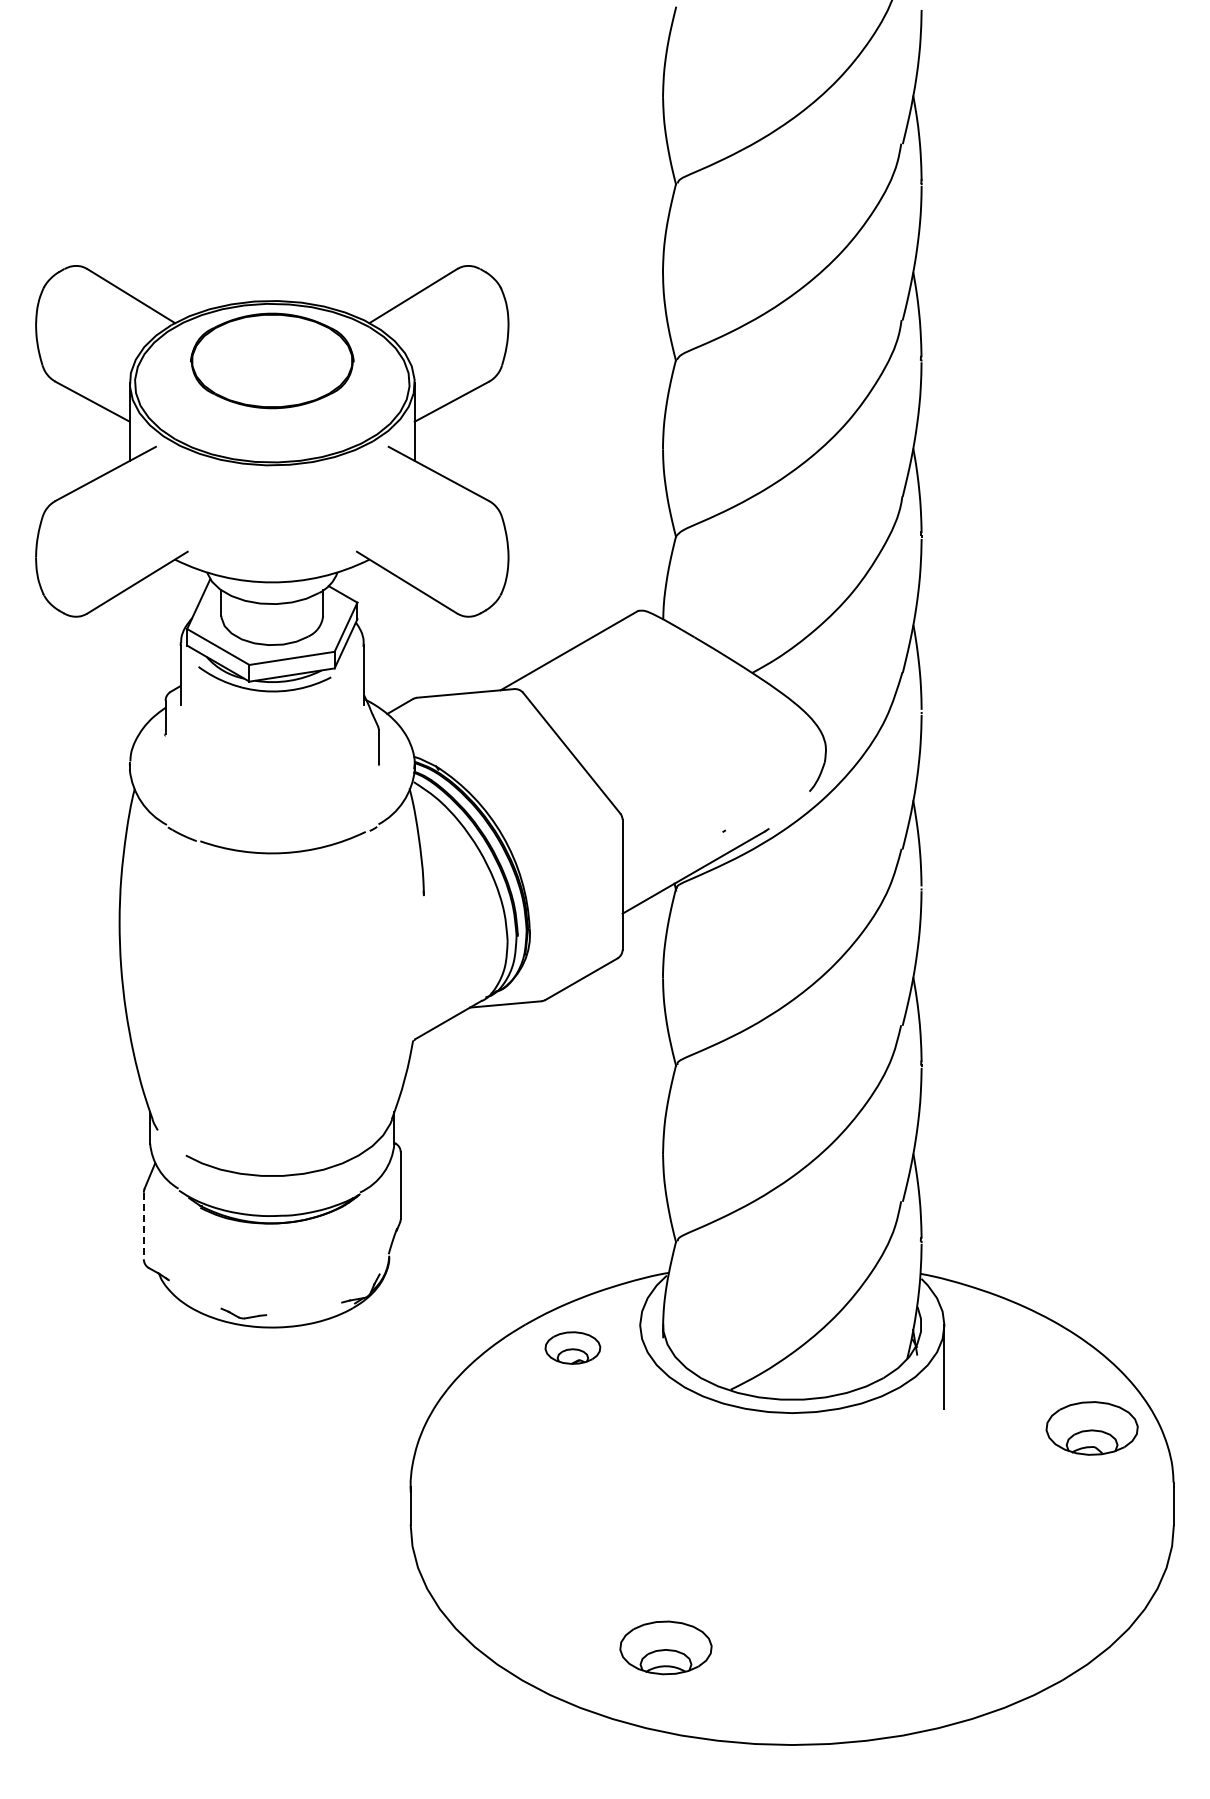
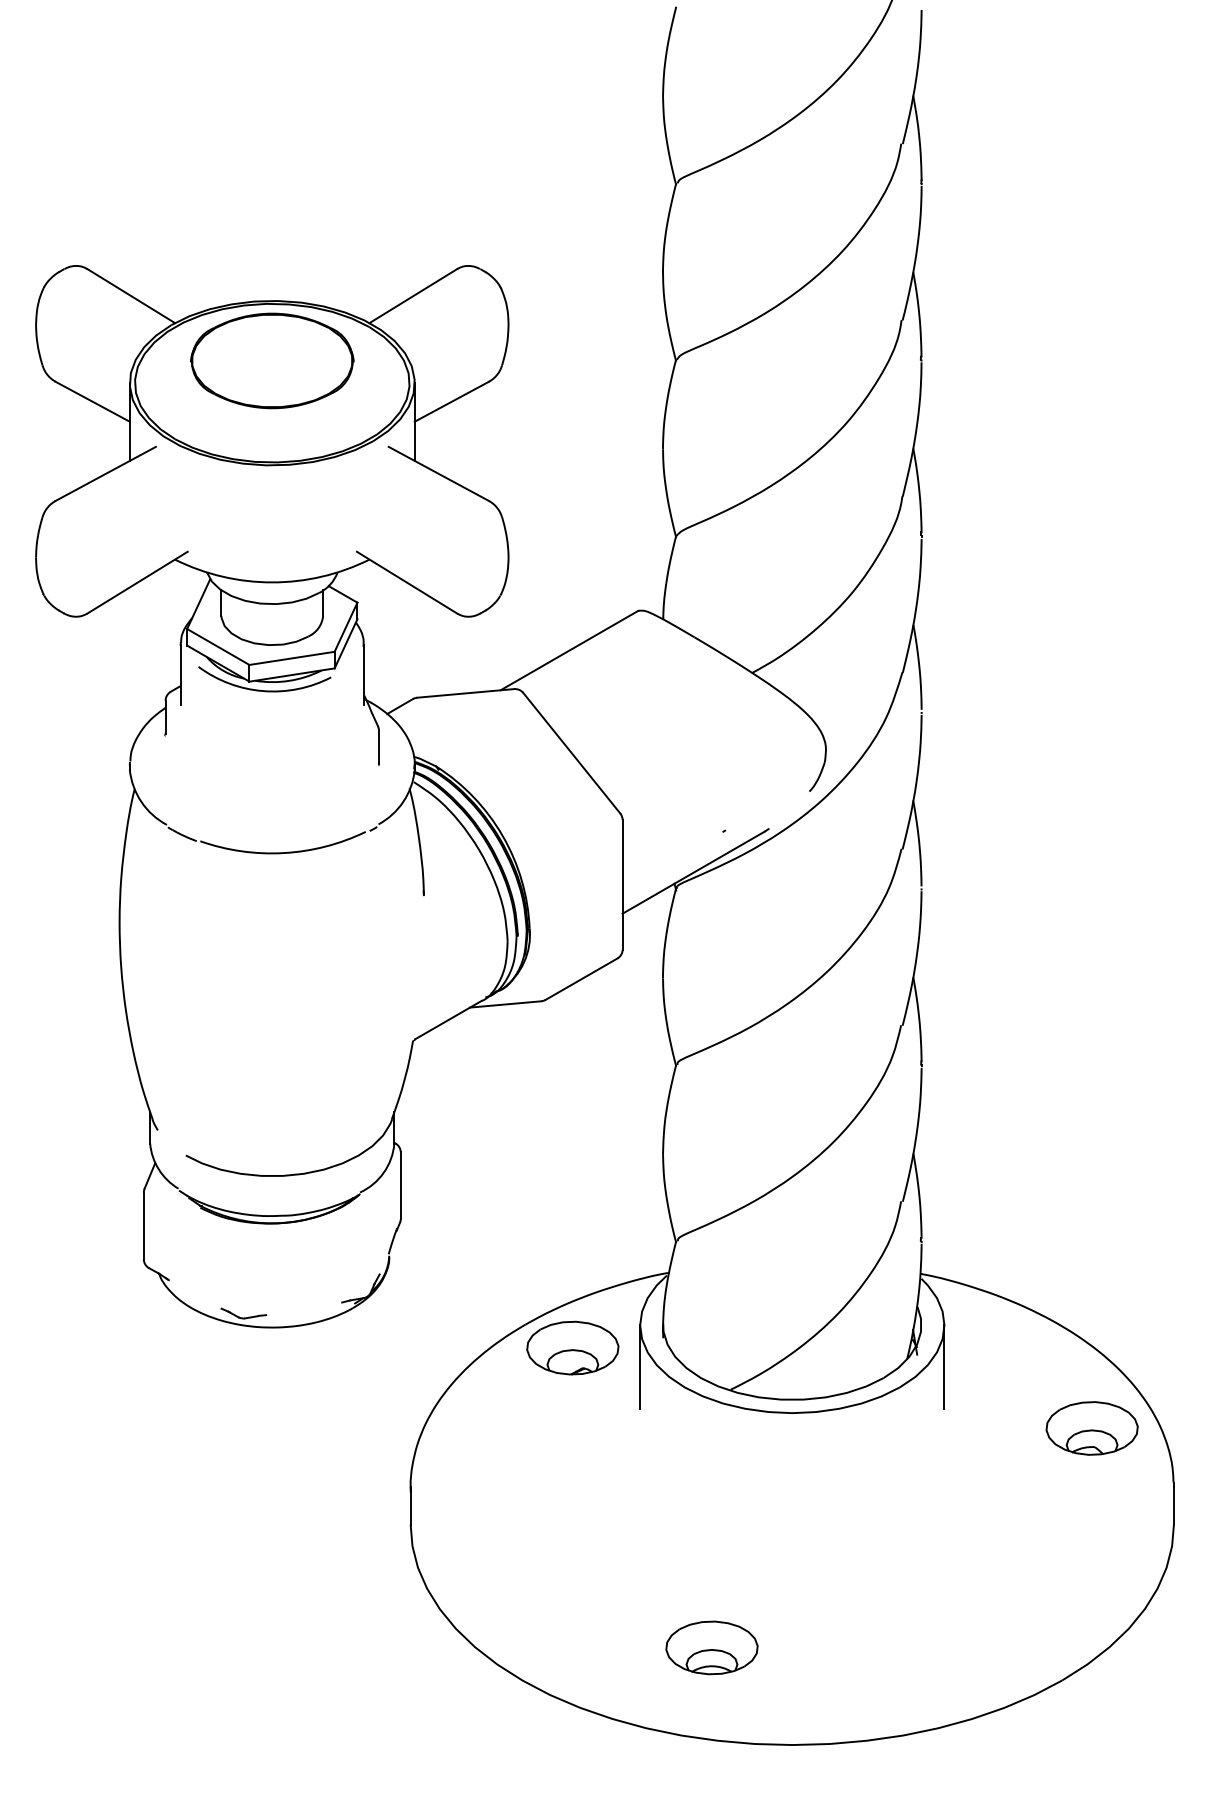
line: dashed -> solid (143, 1226)
part size: 58x34 px -> 94x56 px (572, 1347)
line: none -> present (640, 1367)
part position: (665, 1647) -> (711, 1647) (711, 1647)
